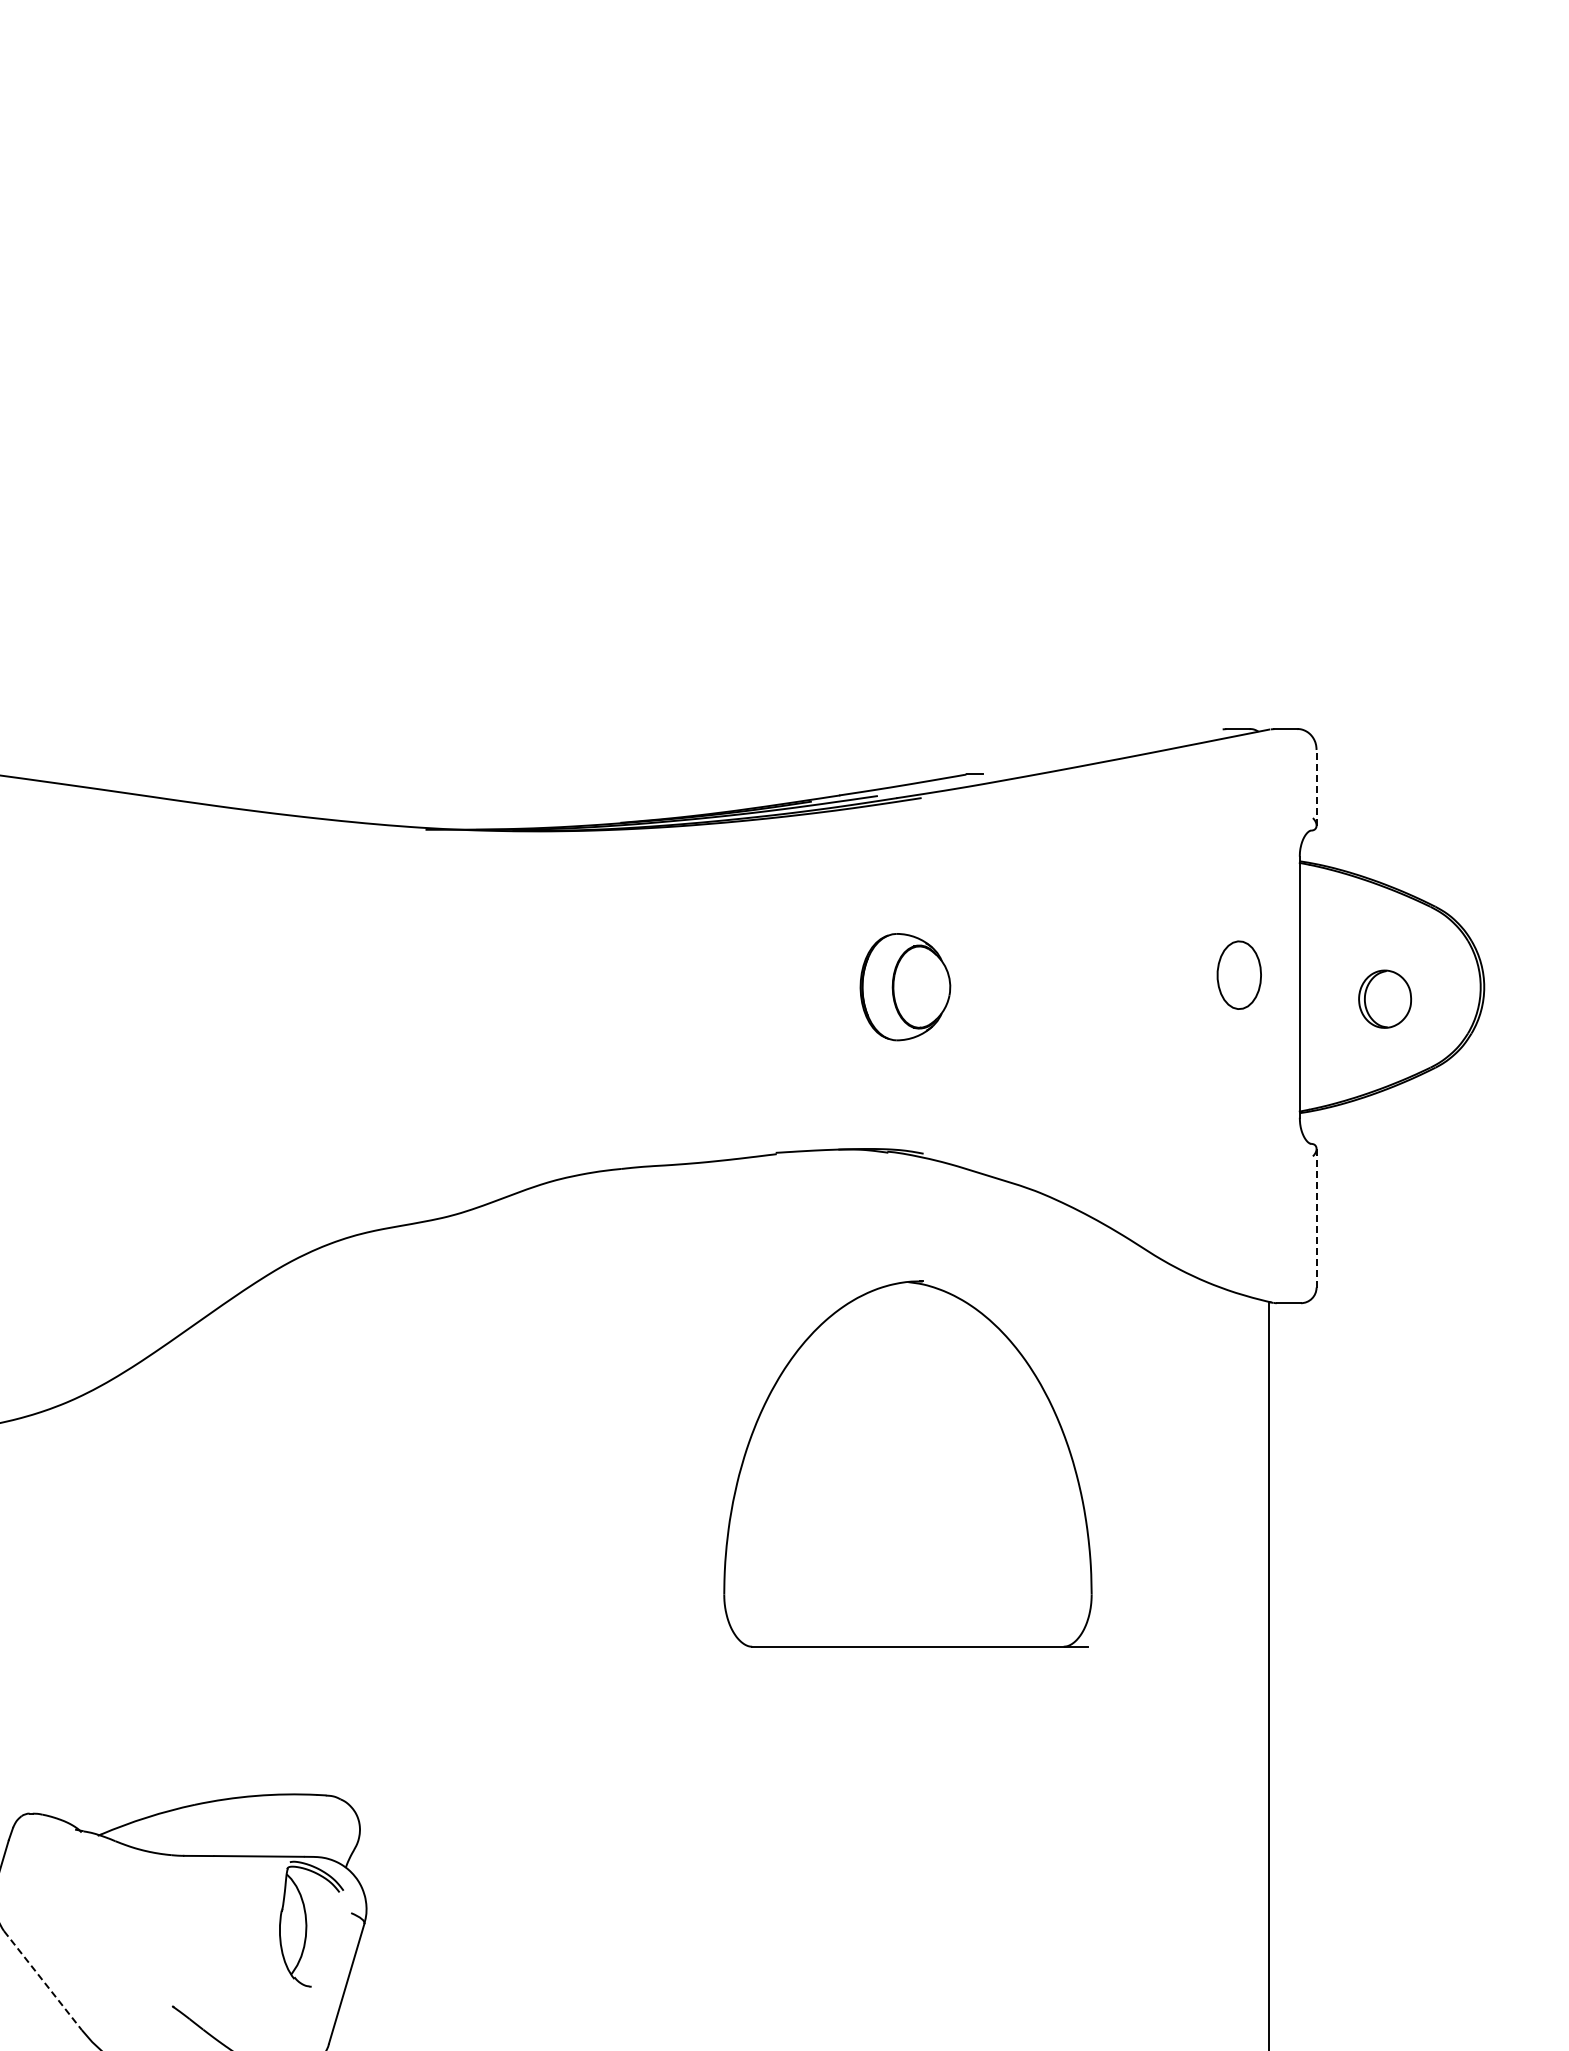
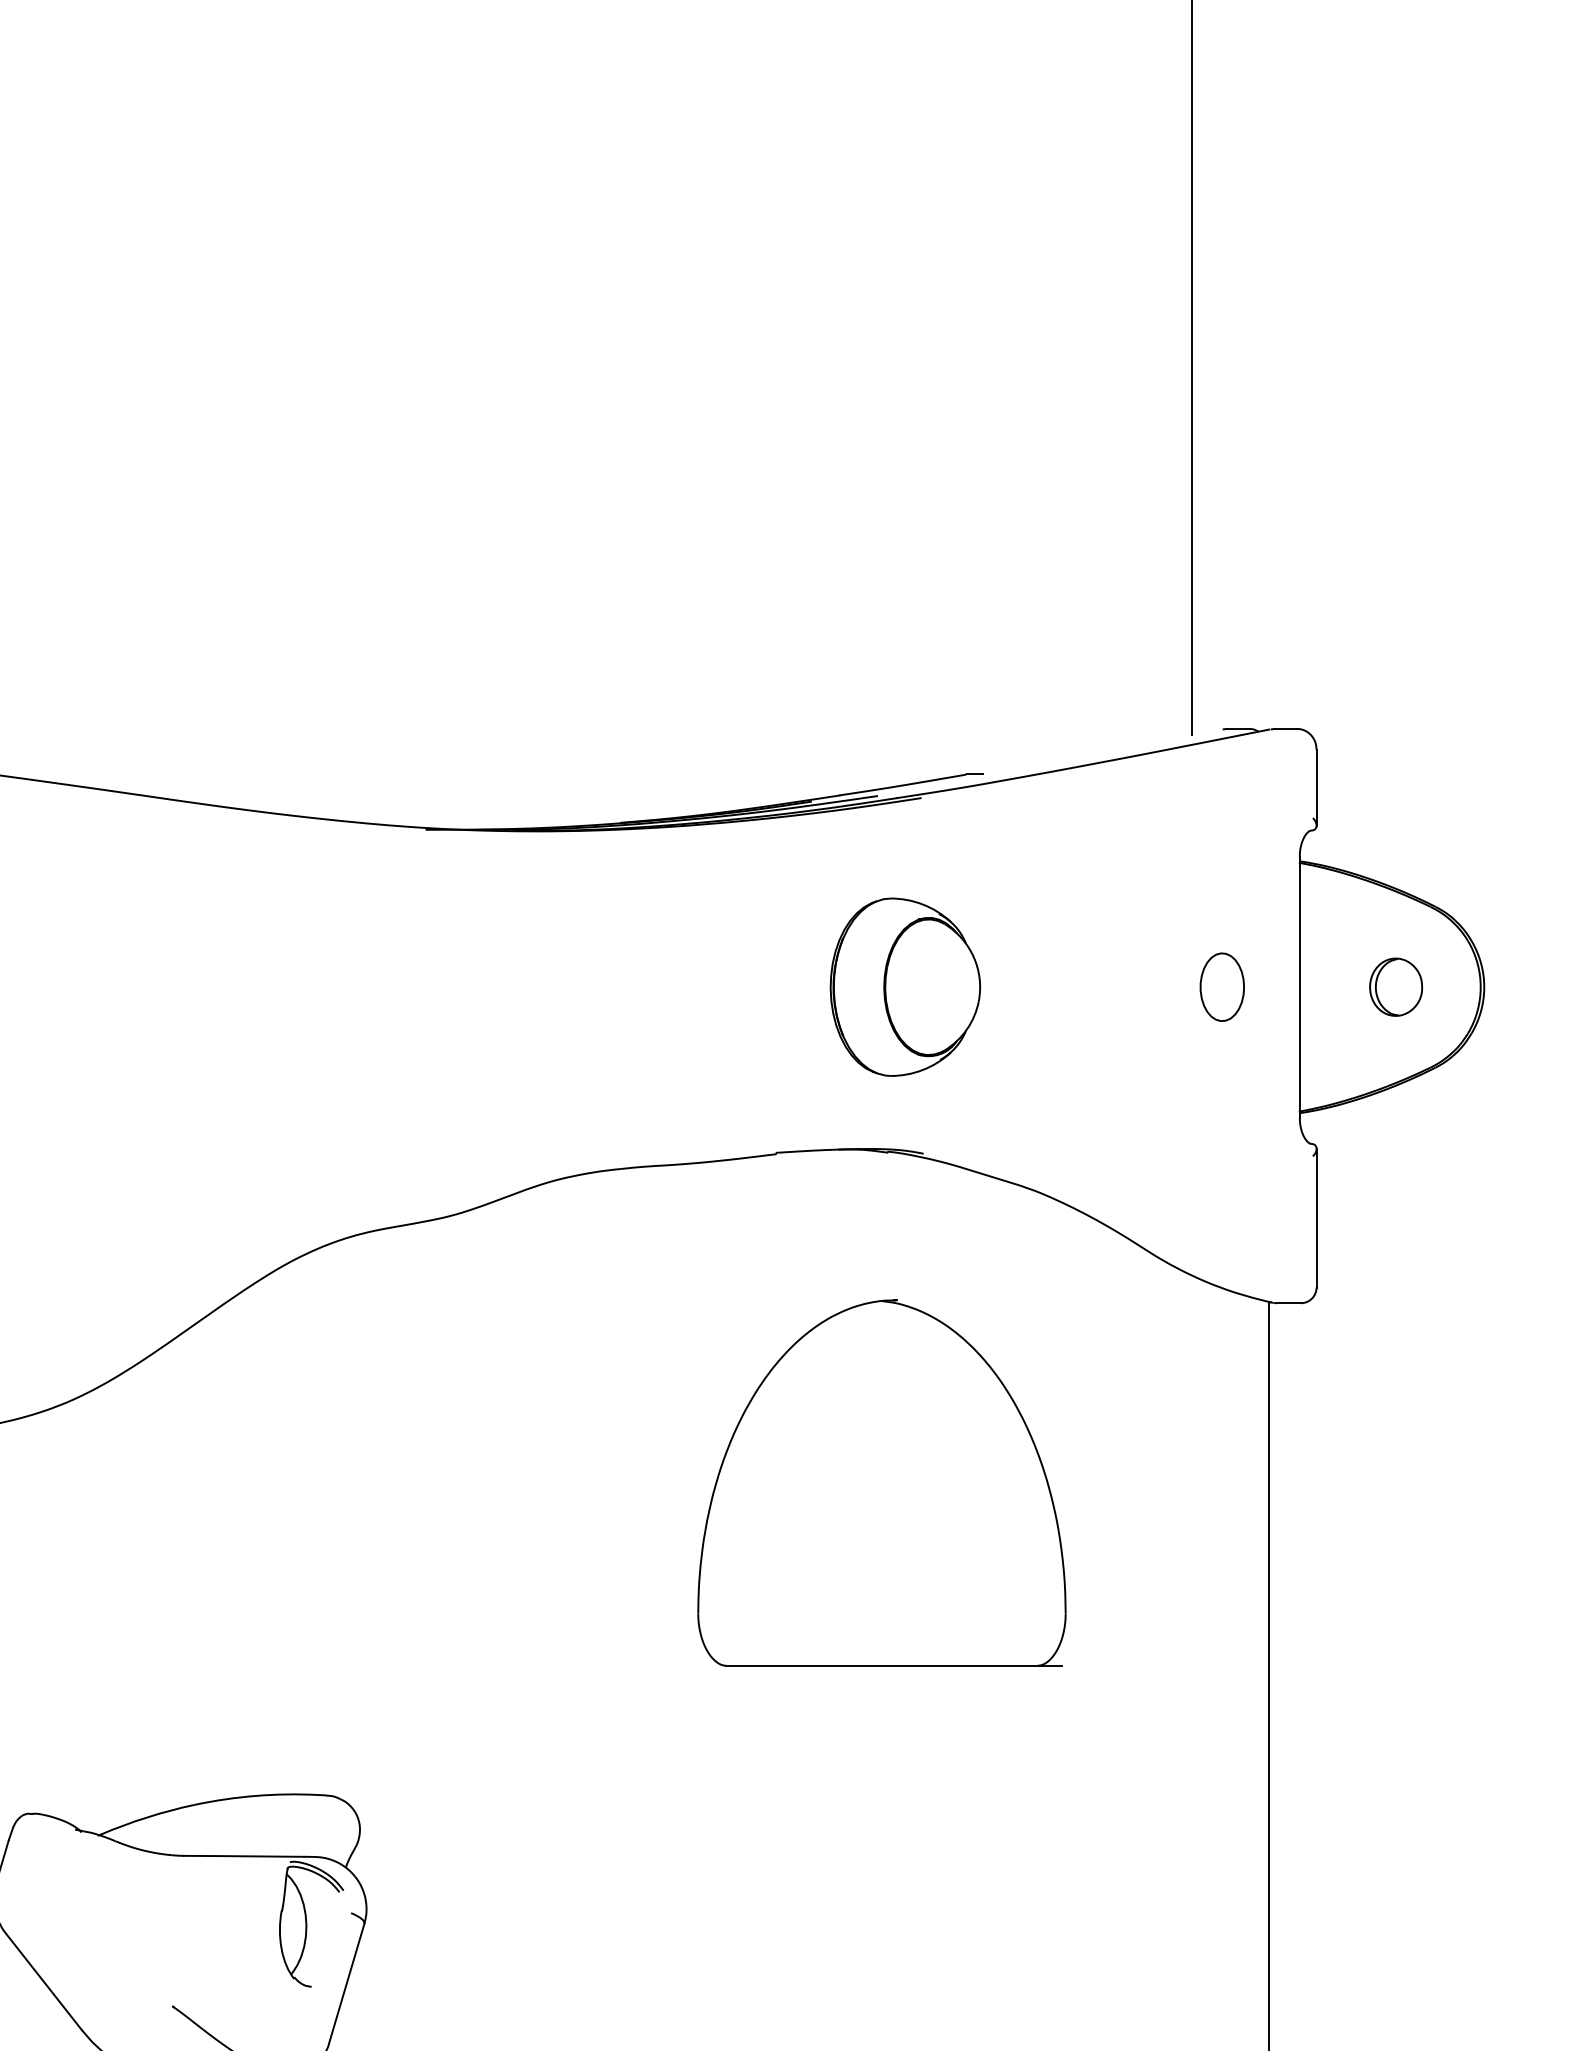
line: none -> present (1192, 368)
line: dashed -> solid (1316, 787)
part position: (1238, 974) -> (1221, 986) (1221, 986)
part size: 93x109 px -> 153x180 px (905, 986)
part position: (1384, 998) -> (1395, 986) (1395, 986)
line: dashed -> solid (1316, 1217)
part position: (907, 1463) -> (881, 1482) (881, 1482)
line: dashed -> solid (42, 1980)
